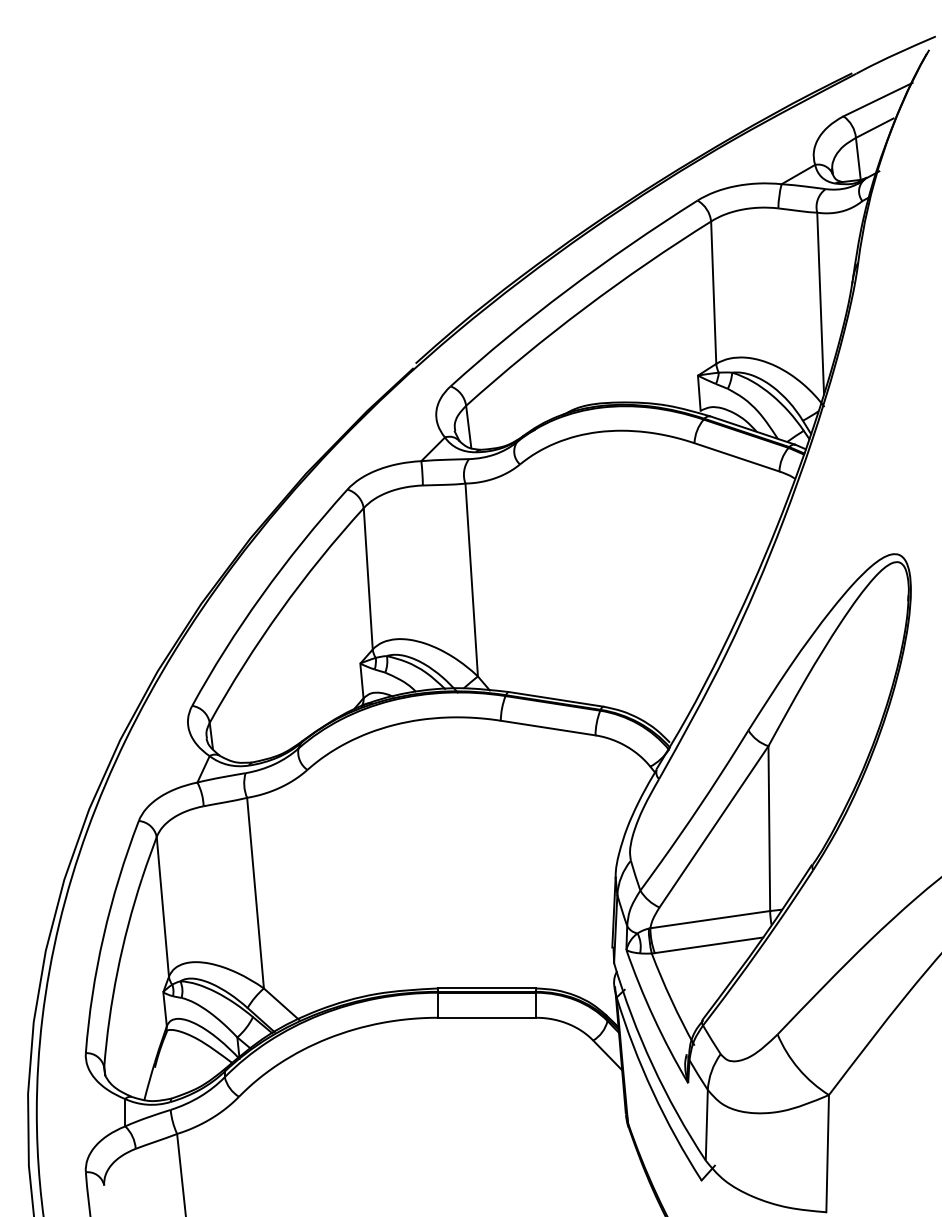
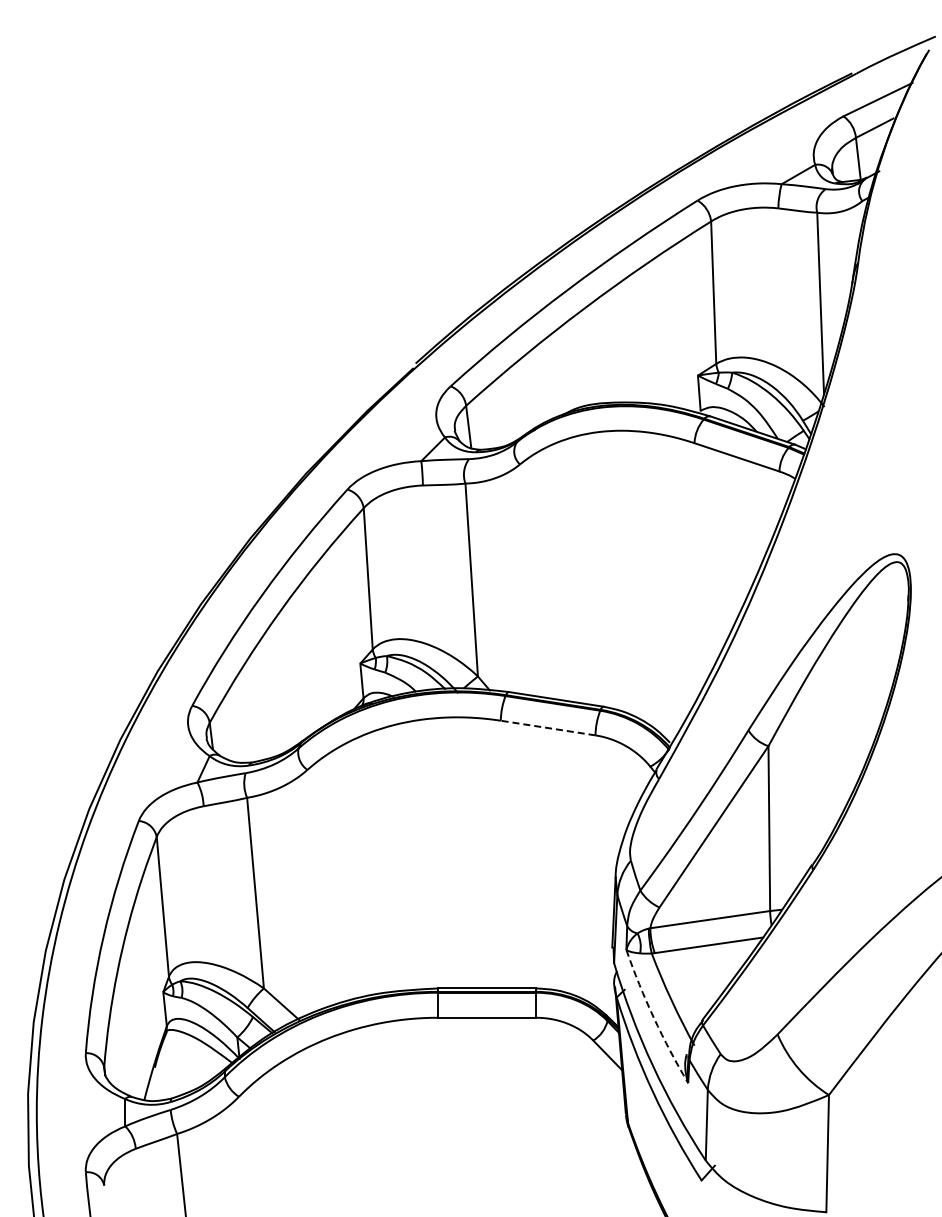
line: solid -> dashed (548, 728)
arc: solid -> dashed (653, 1018)
